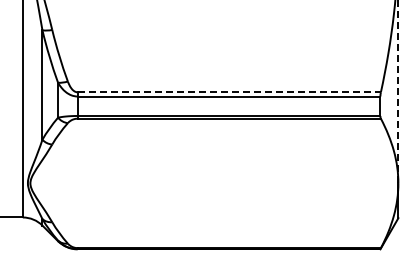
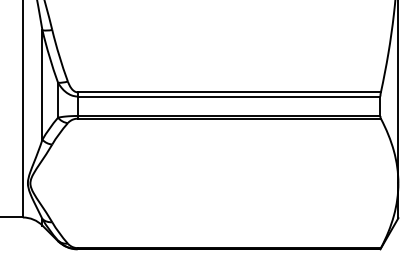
line: dashed -> solid (398, 91)
line: dashed -> solid (229, 92)
